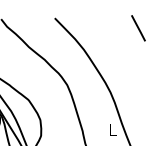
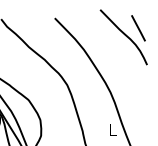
curve: none -> present (124, 35)
